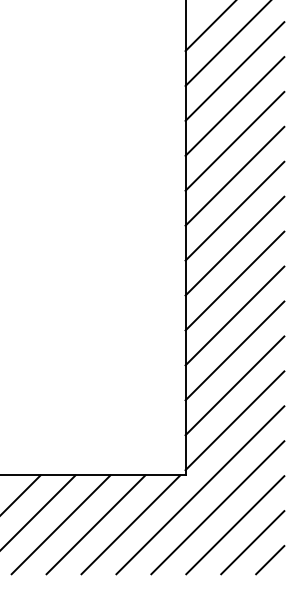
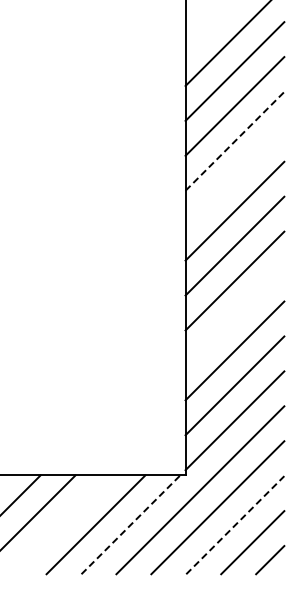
line: present -> none (209, 26)
line: solid -> dashed (234, 141)
line: present -> none (234, 175)
line: present -> none (234, 315)
line: present -> none (60, 524)
line: solid -> dashed (130, 524)
line: solid -> dashed (235, 524)
